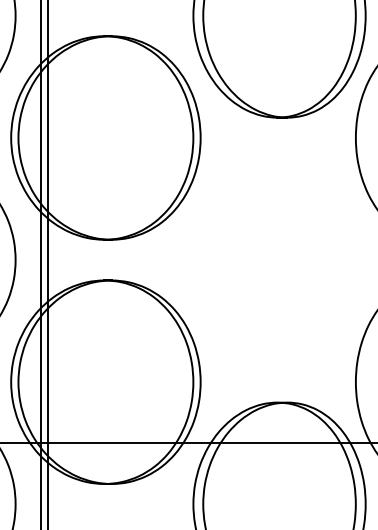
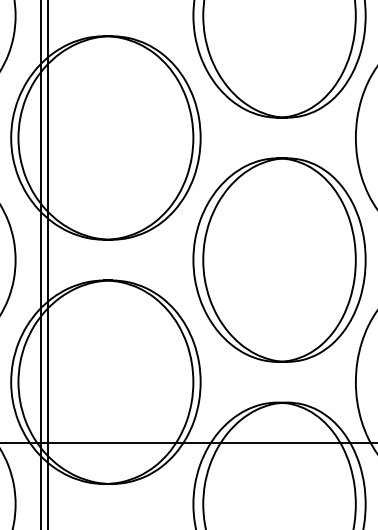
part: none -> present (279, 259)
